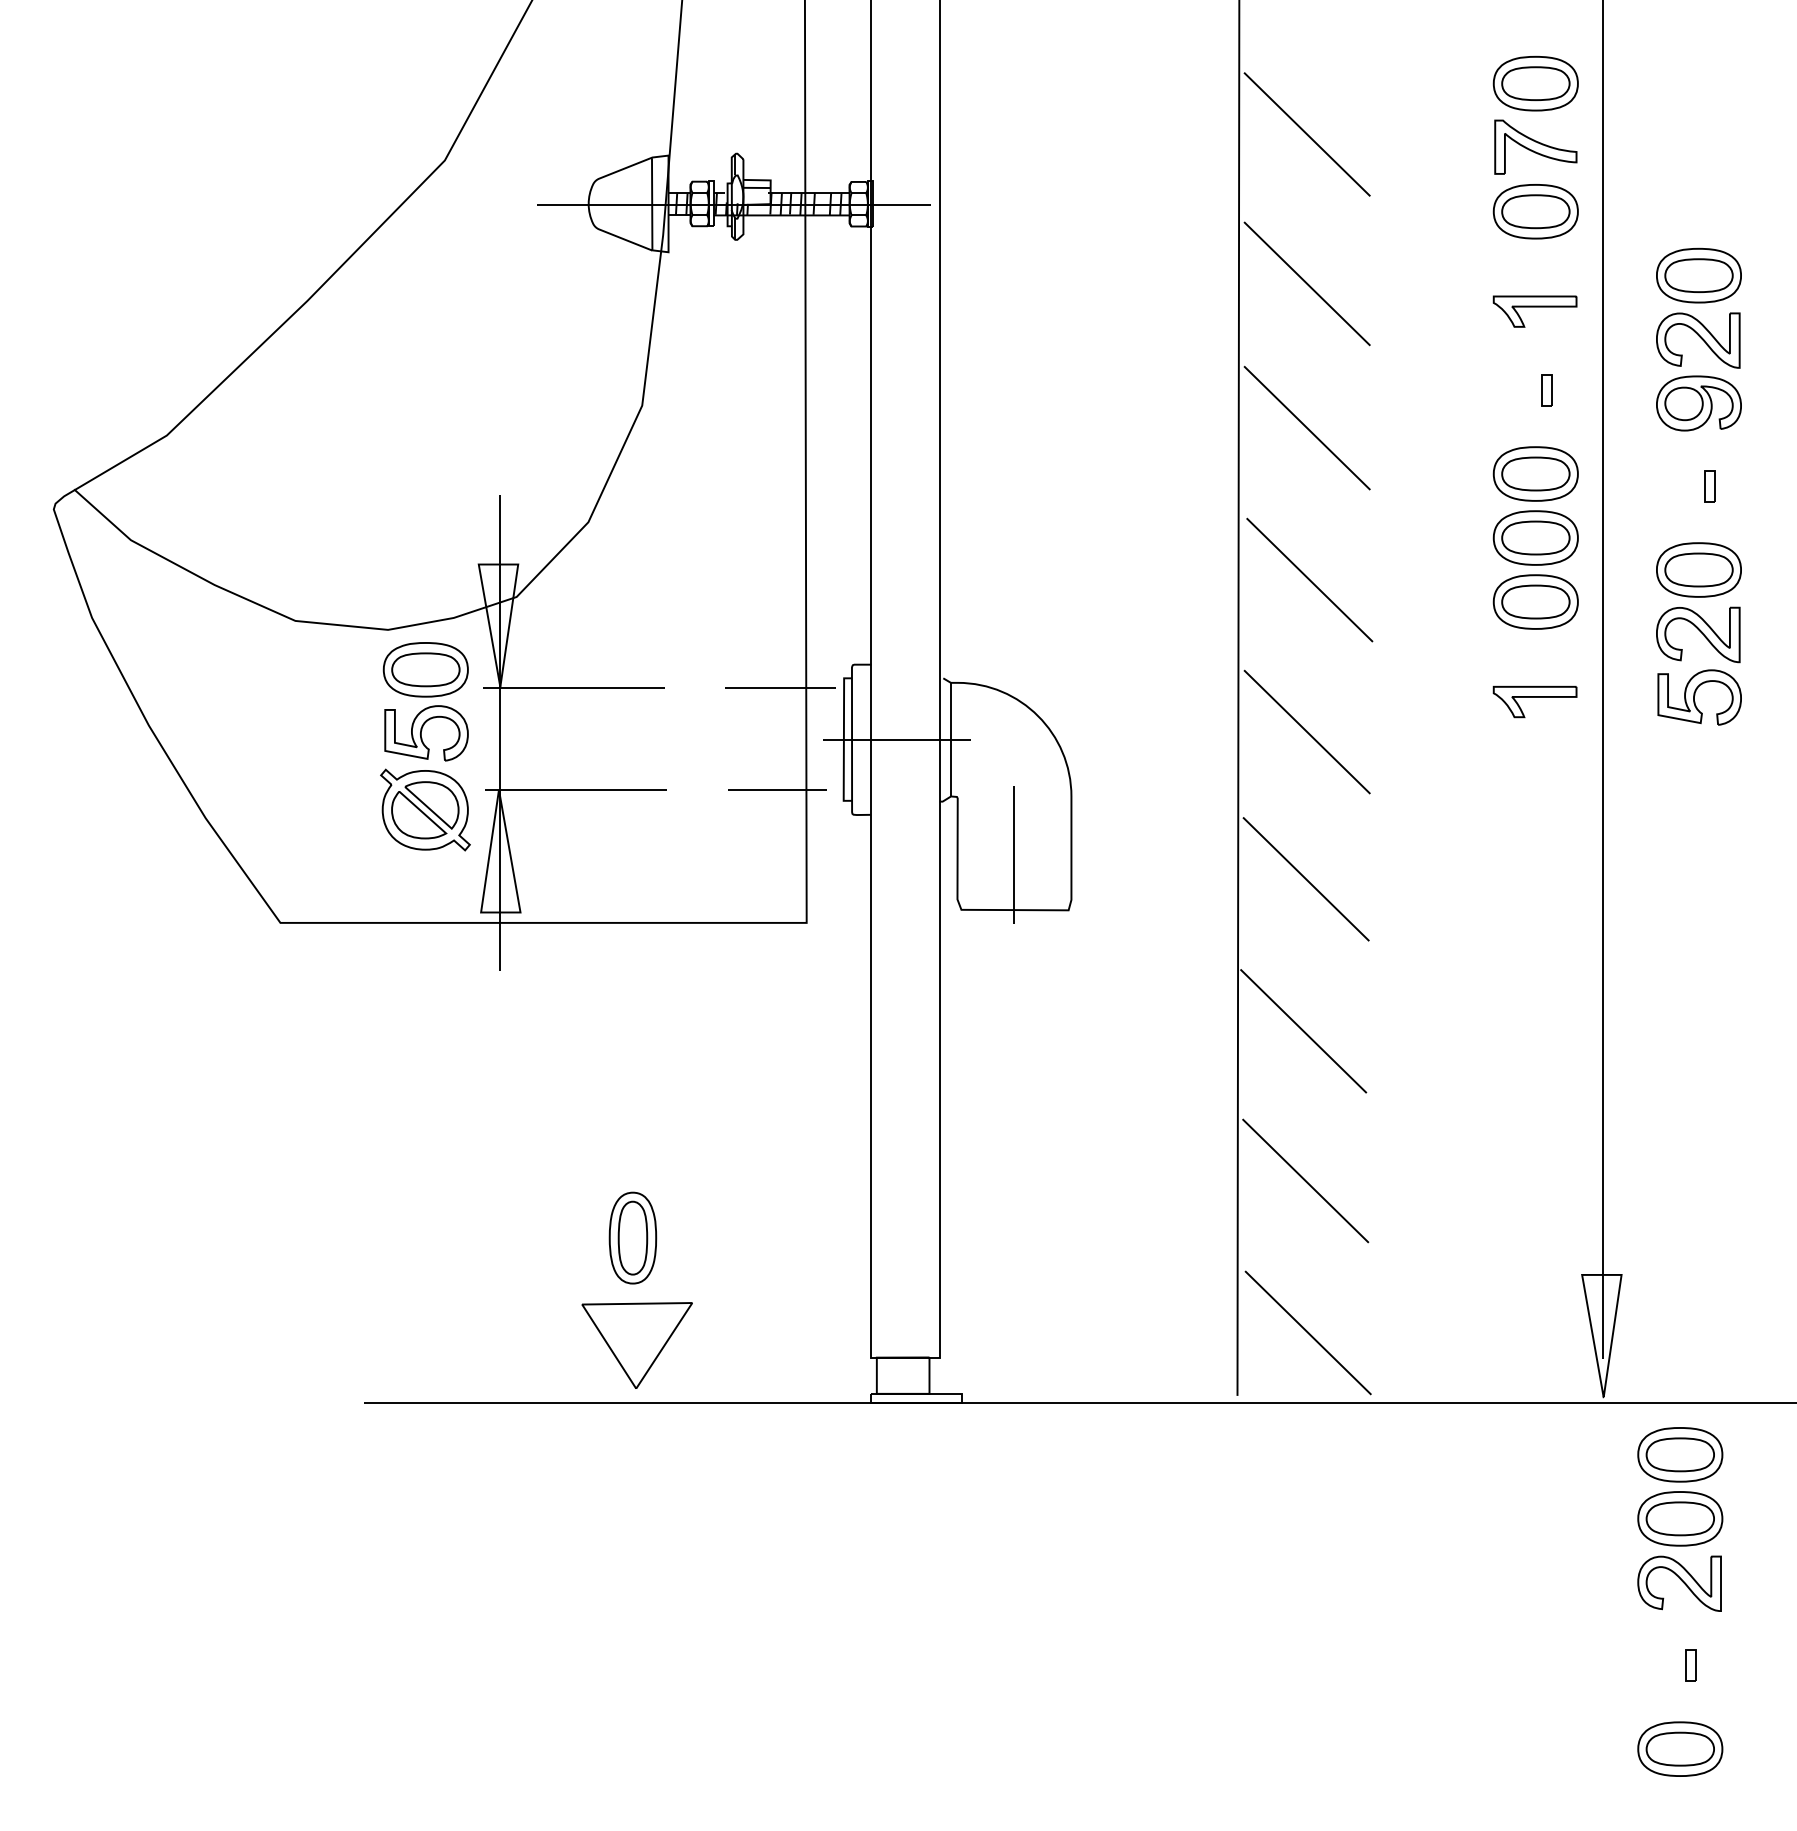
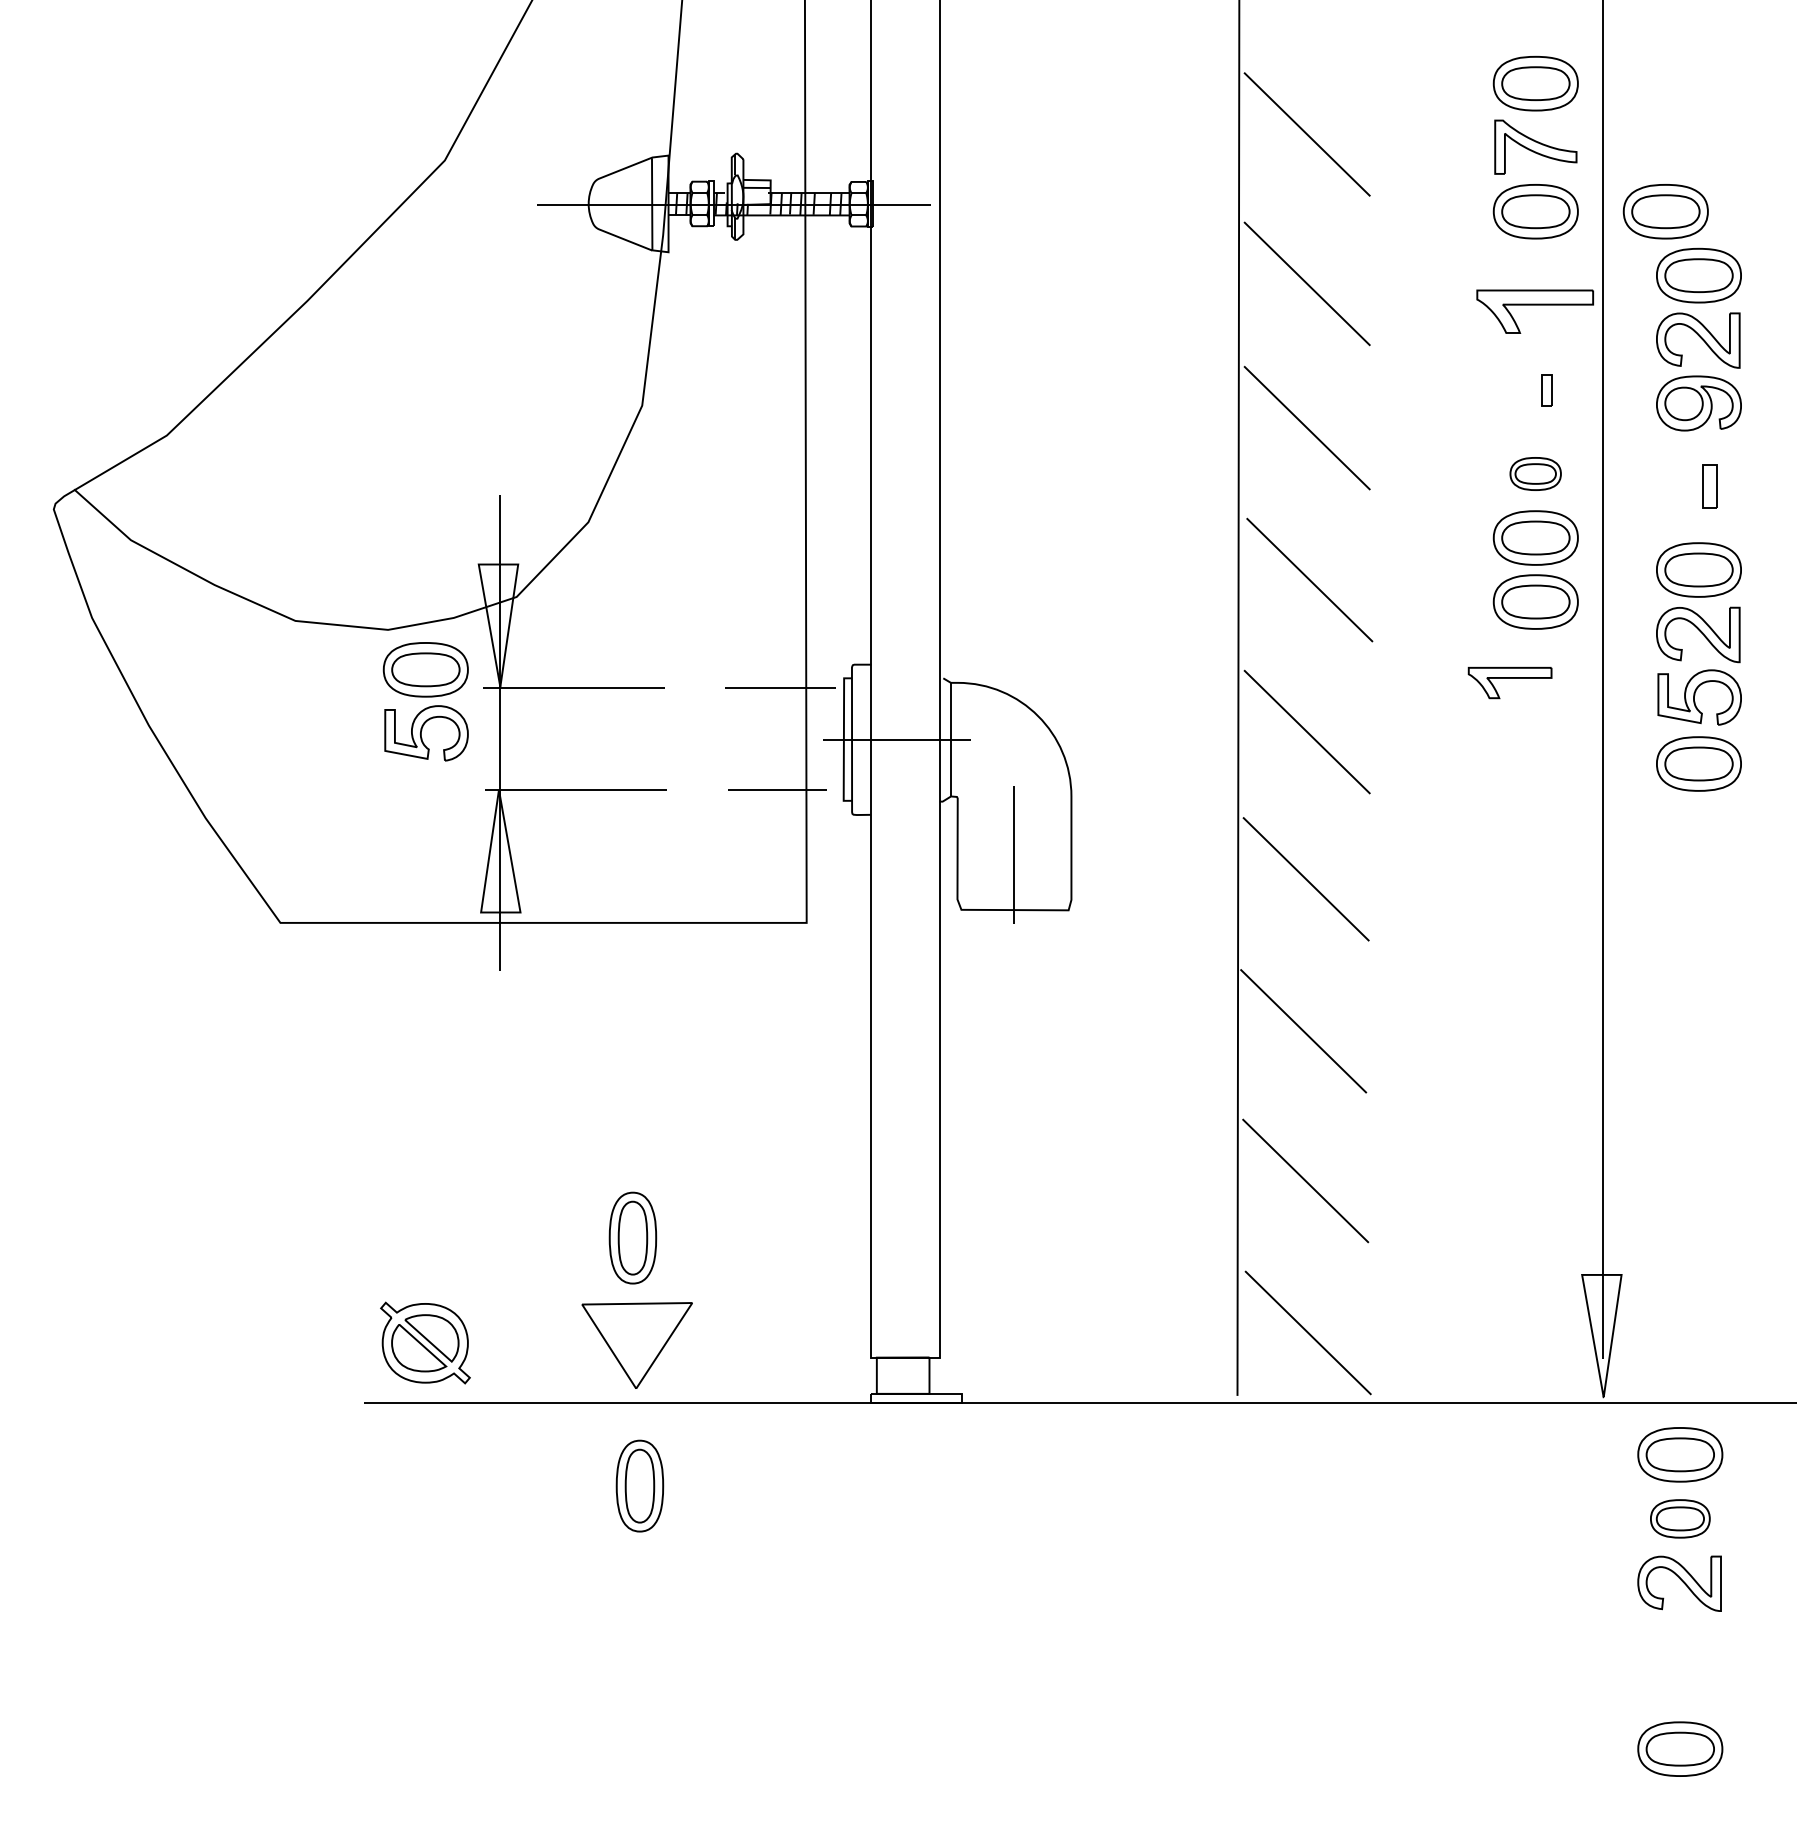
part: none -> present (1665, 211)
part size: 86x33 px -> 118x45 px (1534, 311)
part size: 87x56 px -> 53x34 px (1535, 473)
part size: 12x33 px -> 16x45 px (1709, 486)
part position: (1534, 701) -> (1509, 682) (1509, 682)
part: none -> present (1698, 763)
part position: (425, 809) -> (425, 1342) (425, 1342)
part: none -> present (639, 1485)
part size: 87x56 px -> 61x40 px (1680, 1518)
part: present -> none (1690, 1665)
